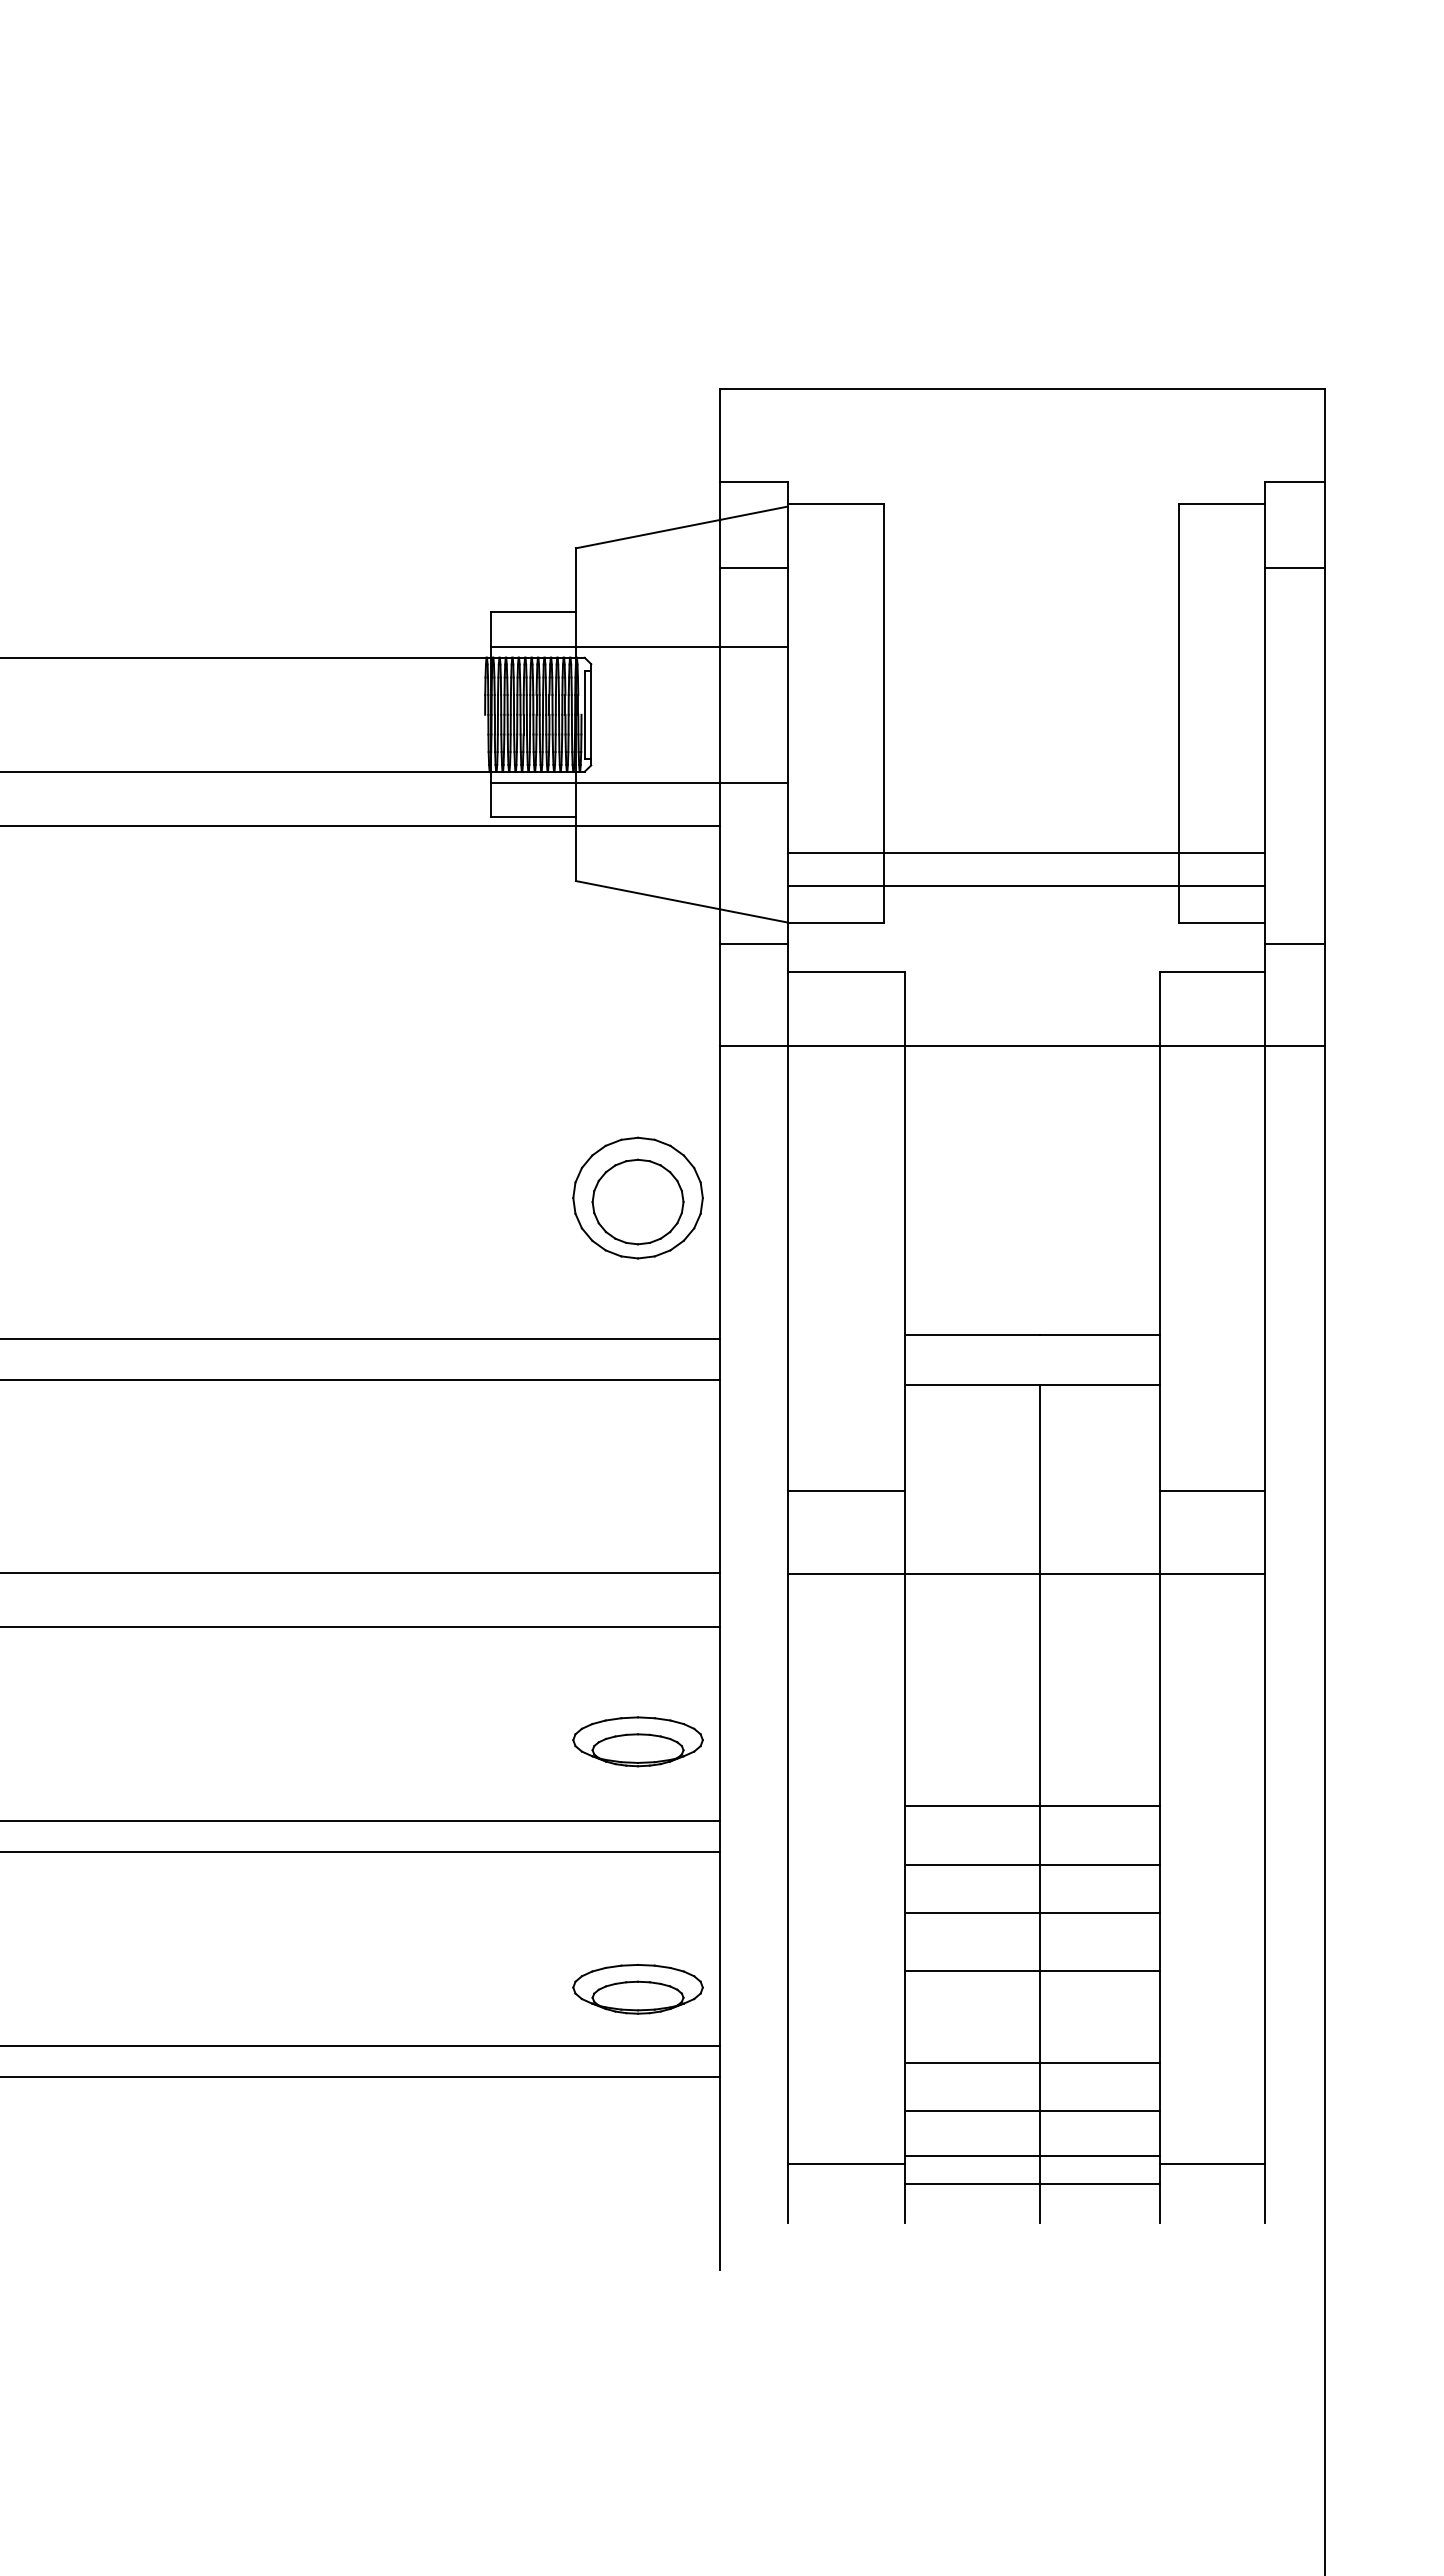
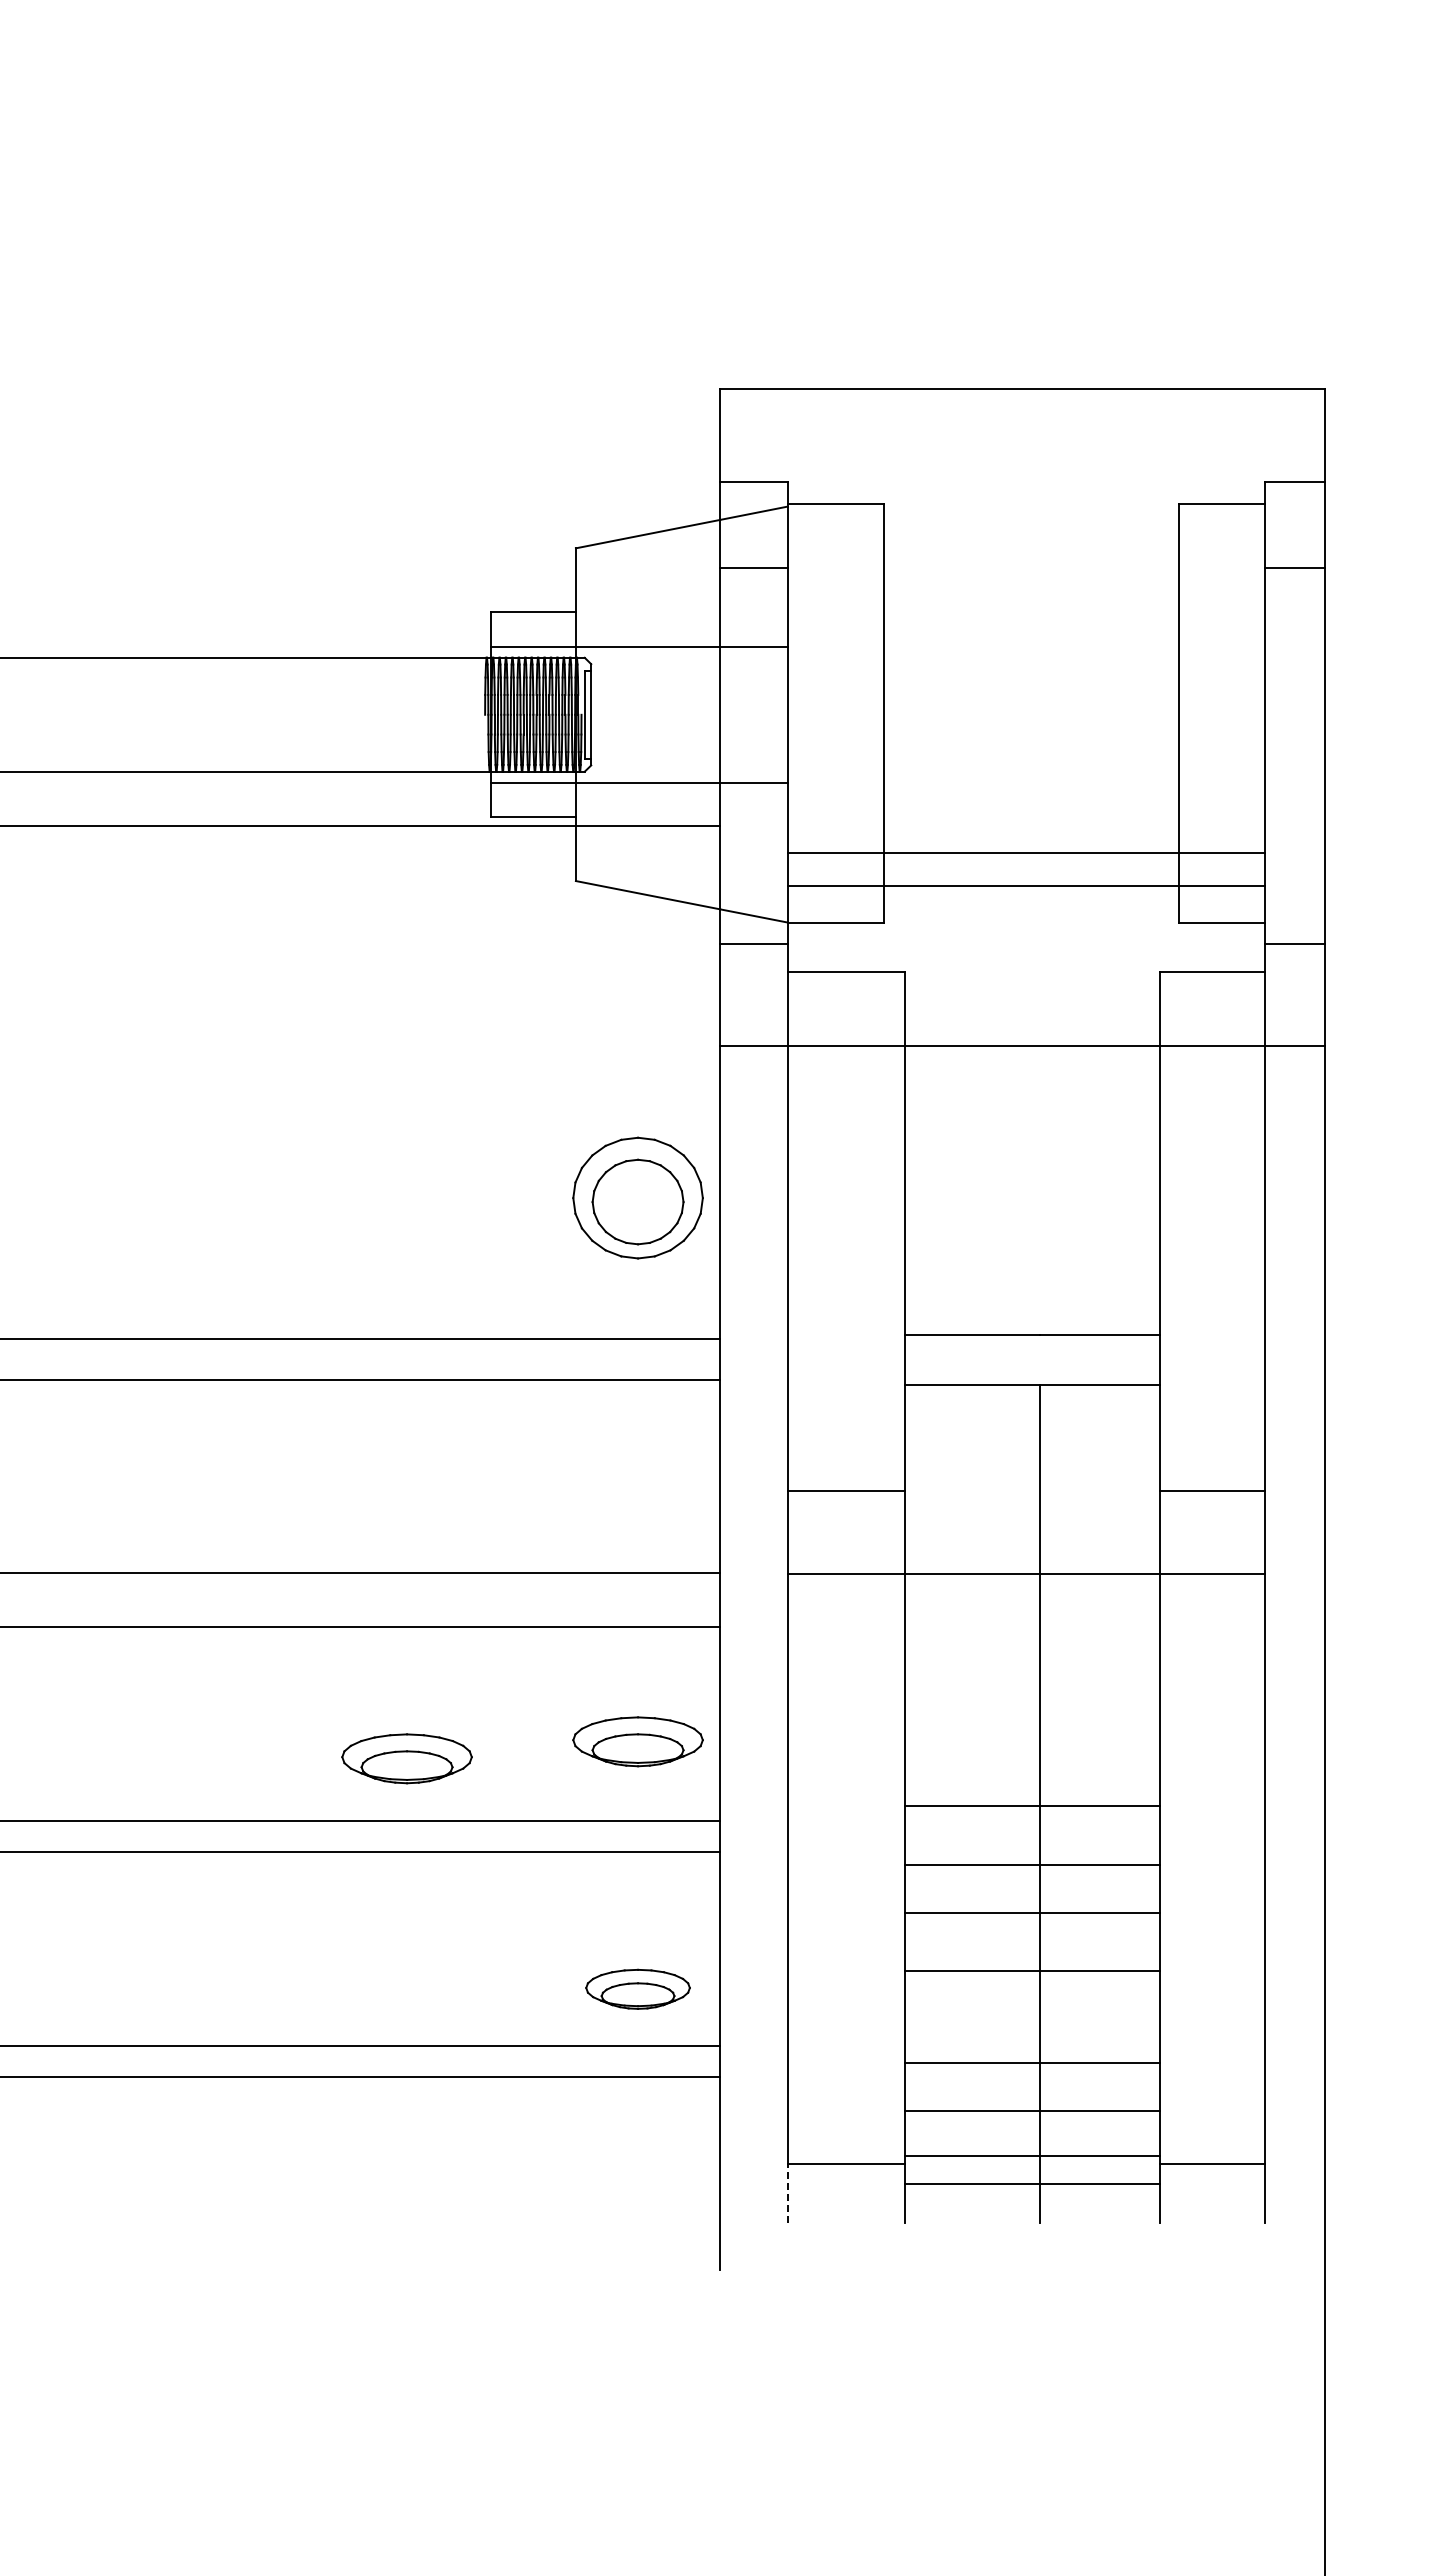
part: none -> present (406, 1758)
part size: 132x51 px -> 106x42 px (637, 1988)
line: solid -> dashed (787, 2193)
